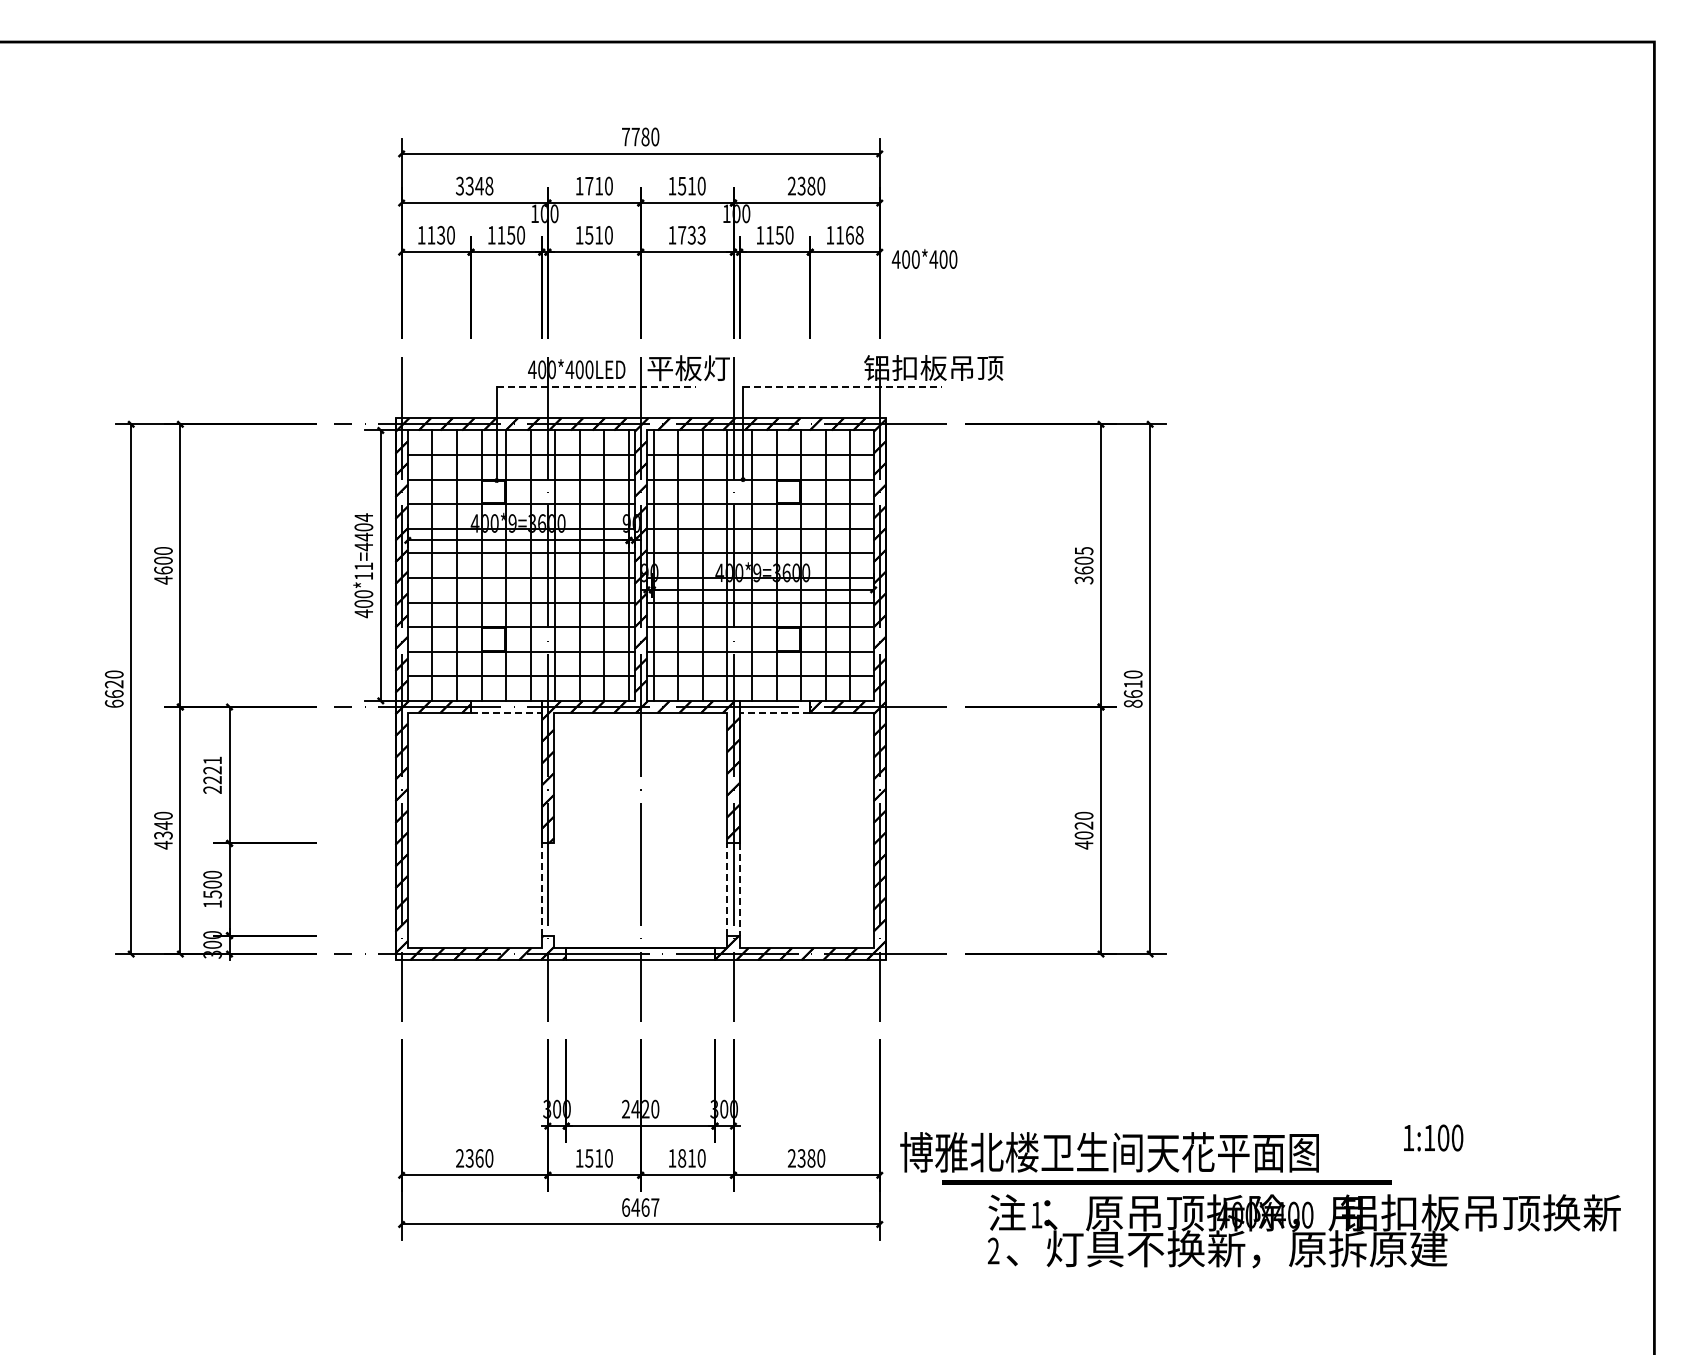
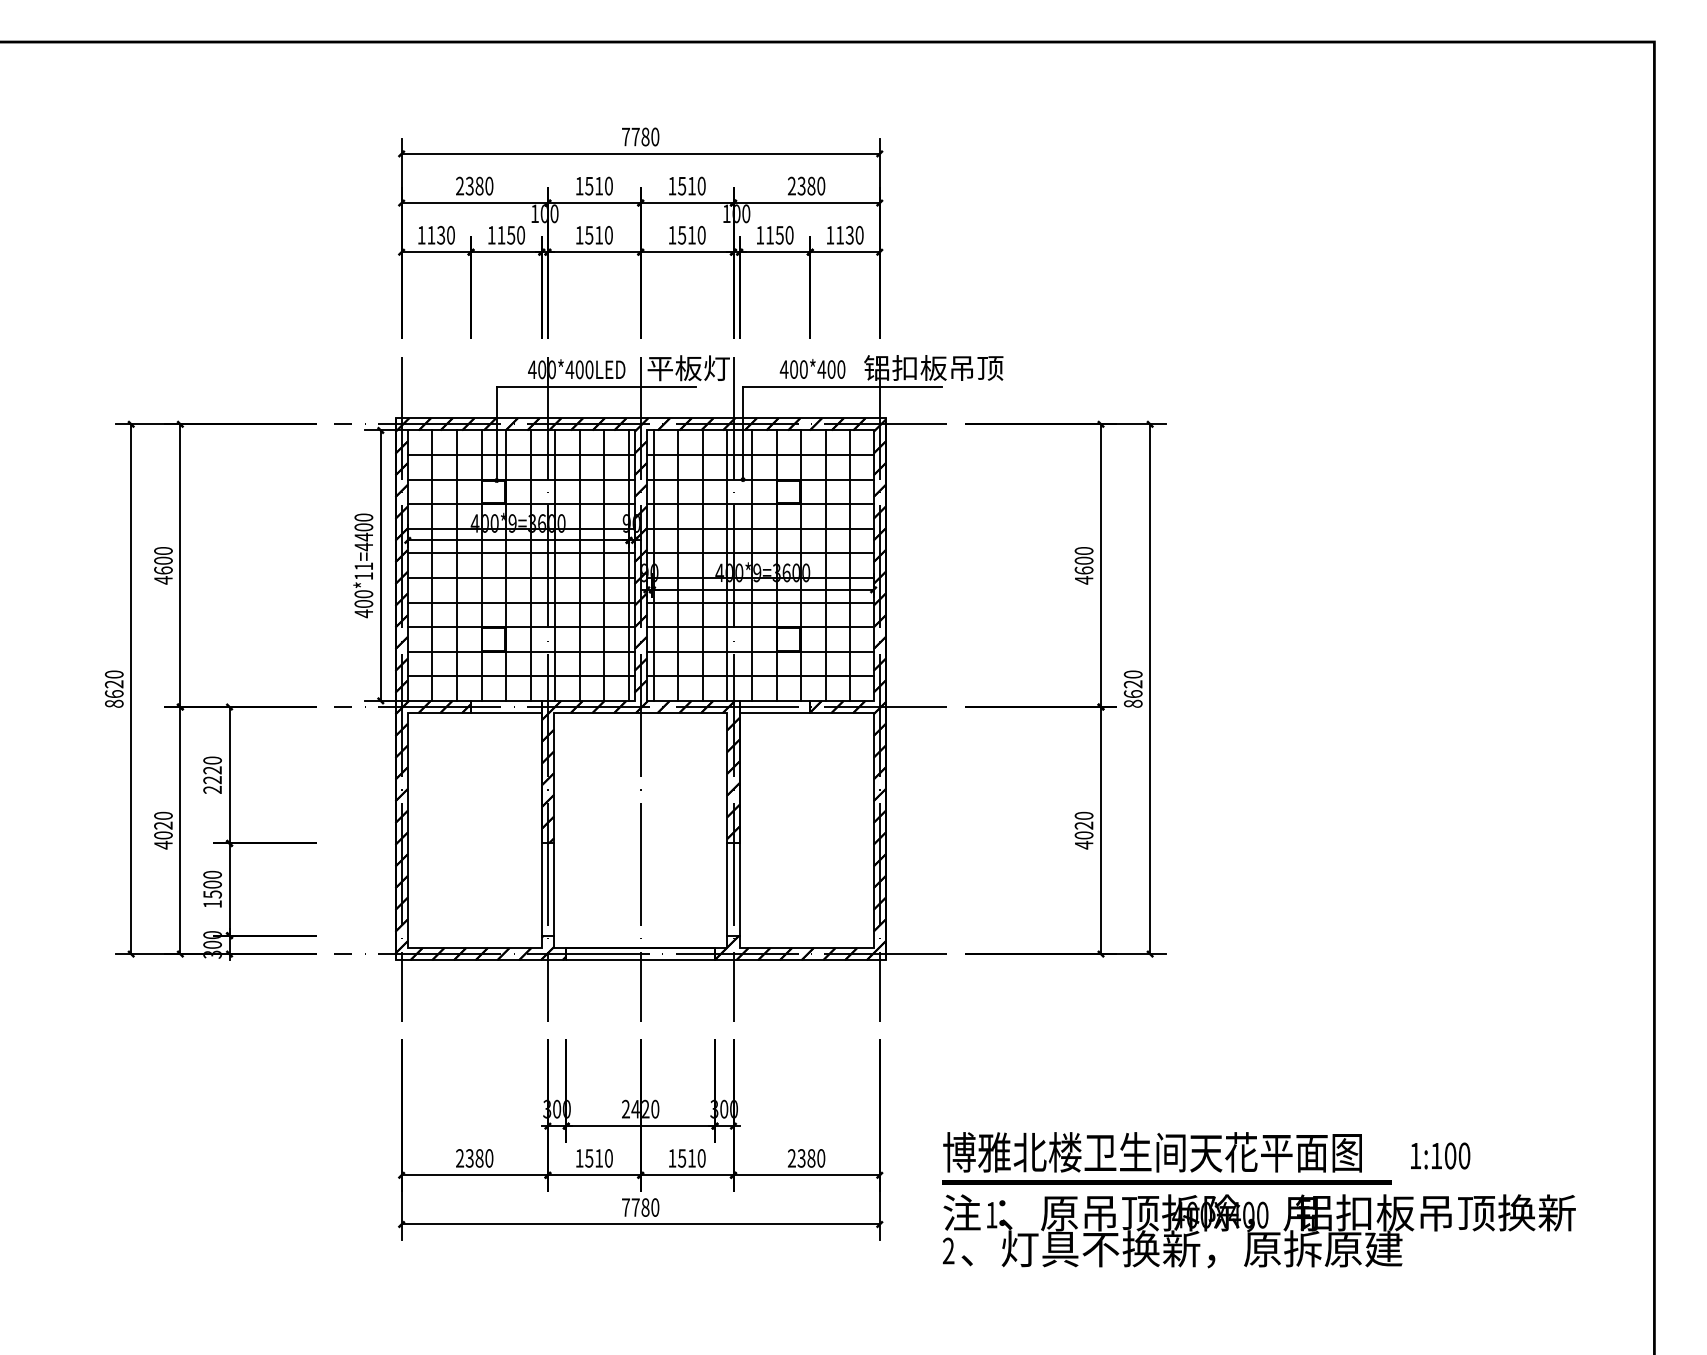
text: 3348 -> 2380 (474, 185)
text: 1710 -> 1510 (589, 186)
text: 1733 -> 1510 (691, 234)
text: 1168 -> 1130 (854, 234)
text position: (924, 258) -> (812, 368) (812, 368)
line: dashed -> solid (596, 386)
line: dashed -> solid (843, 386)
text: 400*11=4404 -> 400*11=4400 (363, 517)
text: 3605 -> 4600 (1083, 565)
text: 8610 -> 8620 (1132, 684)
text: 6620 -> 8620 (114, 703)
line: dashed -> solid (506, 713)
line: dashed -> solid (774, 713)
text: 2221 -> 2220 (212, 760)
text: 4340 -> 4020 (163, 830)
line: dashed -> solid (541, 889)
line: none -> present (554, 889)
line: dashed -> solid (727, 889)
line: dashed -> solid (739, 890)
text position: (1433, 1137) -> (1440, 1155) (1440, 1155)
text position: (1109, 1152) -> (1152, 1152) (1152, 1152)
text: 2360 -> 2380 (479, 1158)
text: 1810 -> 1510 (682, 1158)
text: 6467 -> 7780 (640, 1207)
text position: (1303, 1231) -> (1258, 1231) (1258, 1231)
